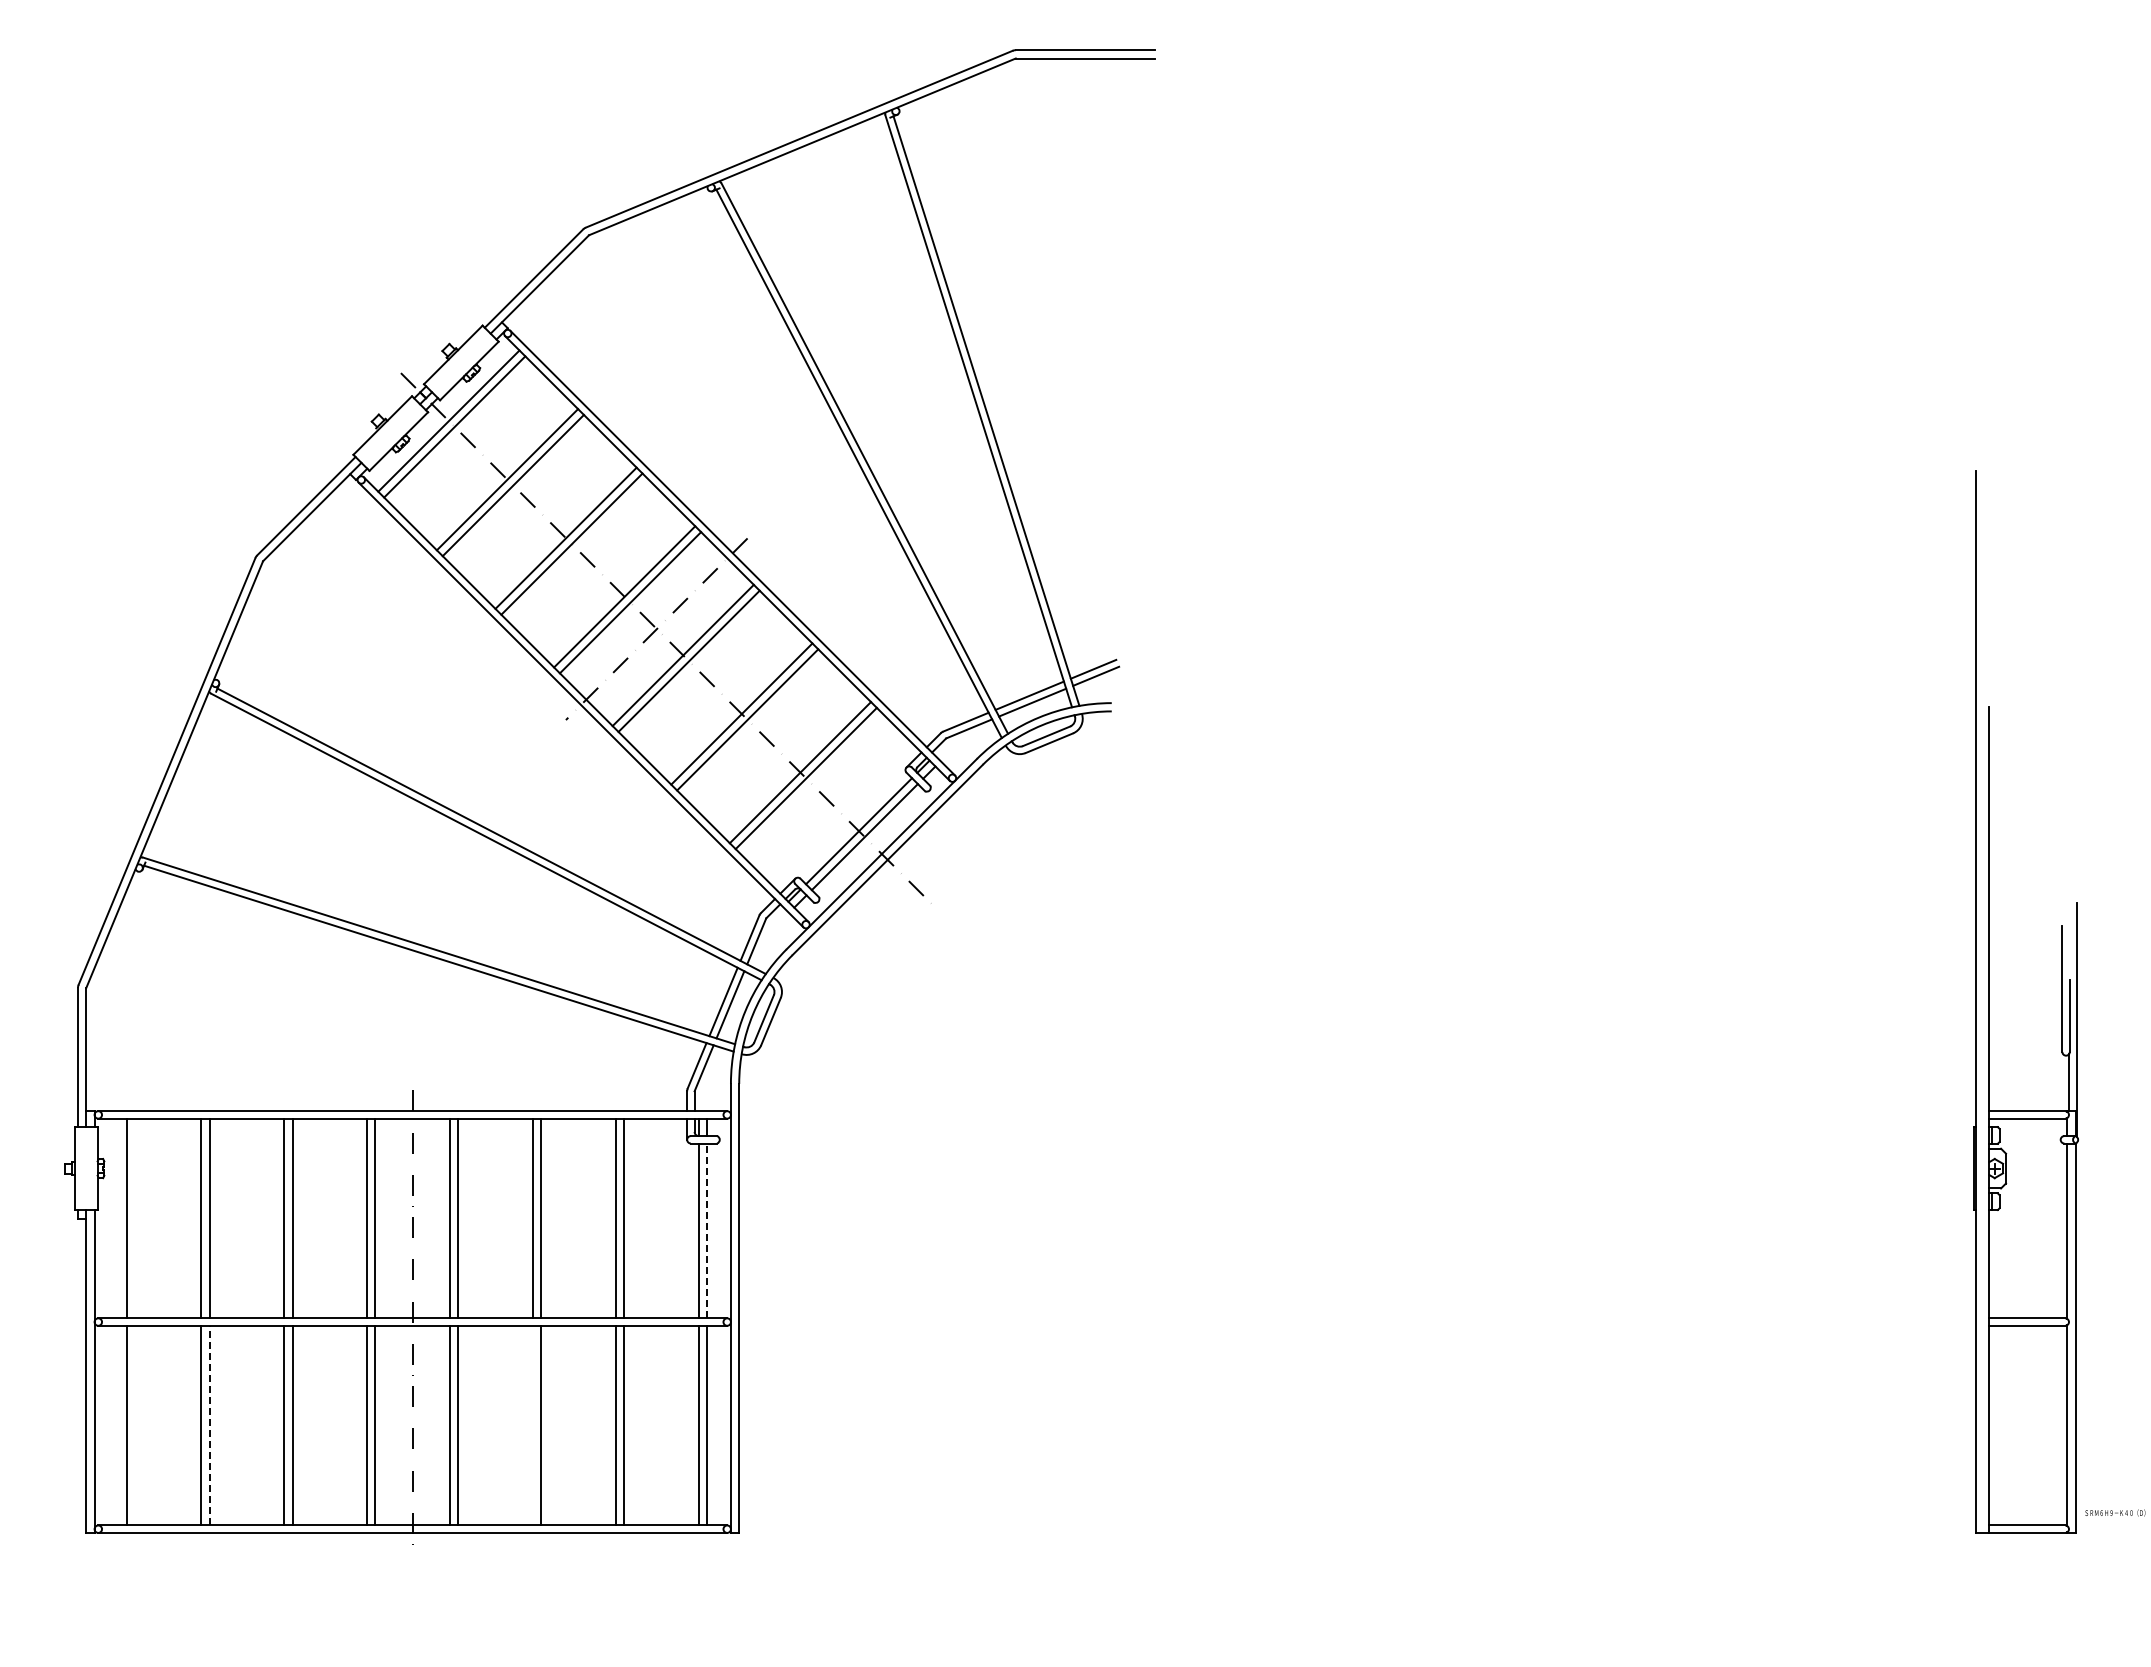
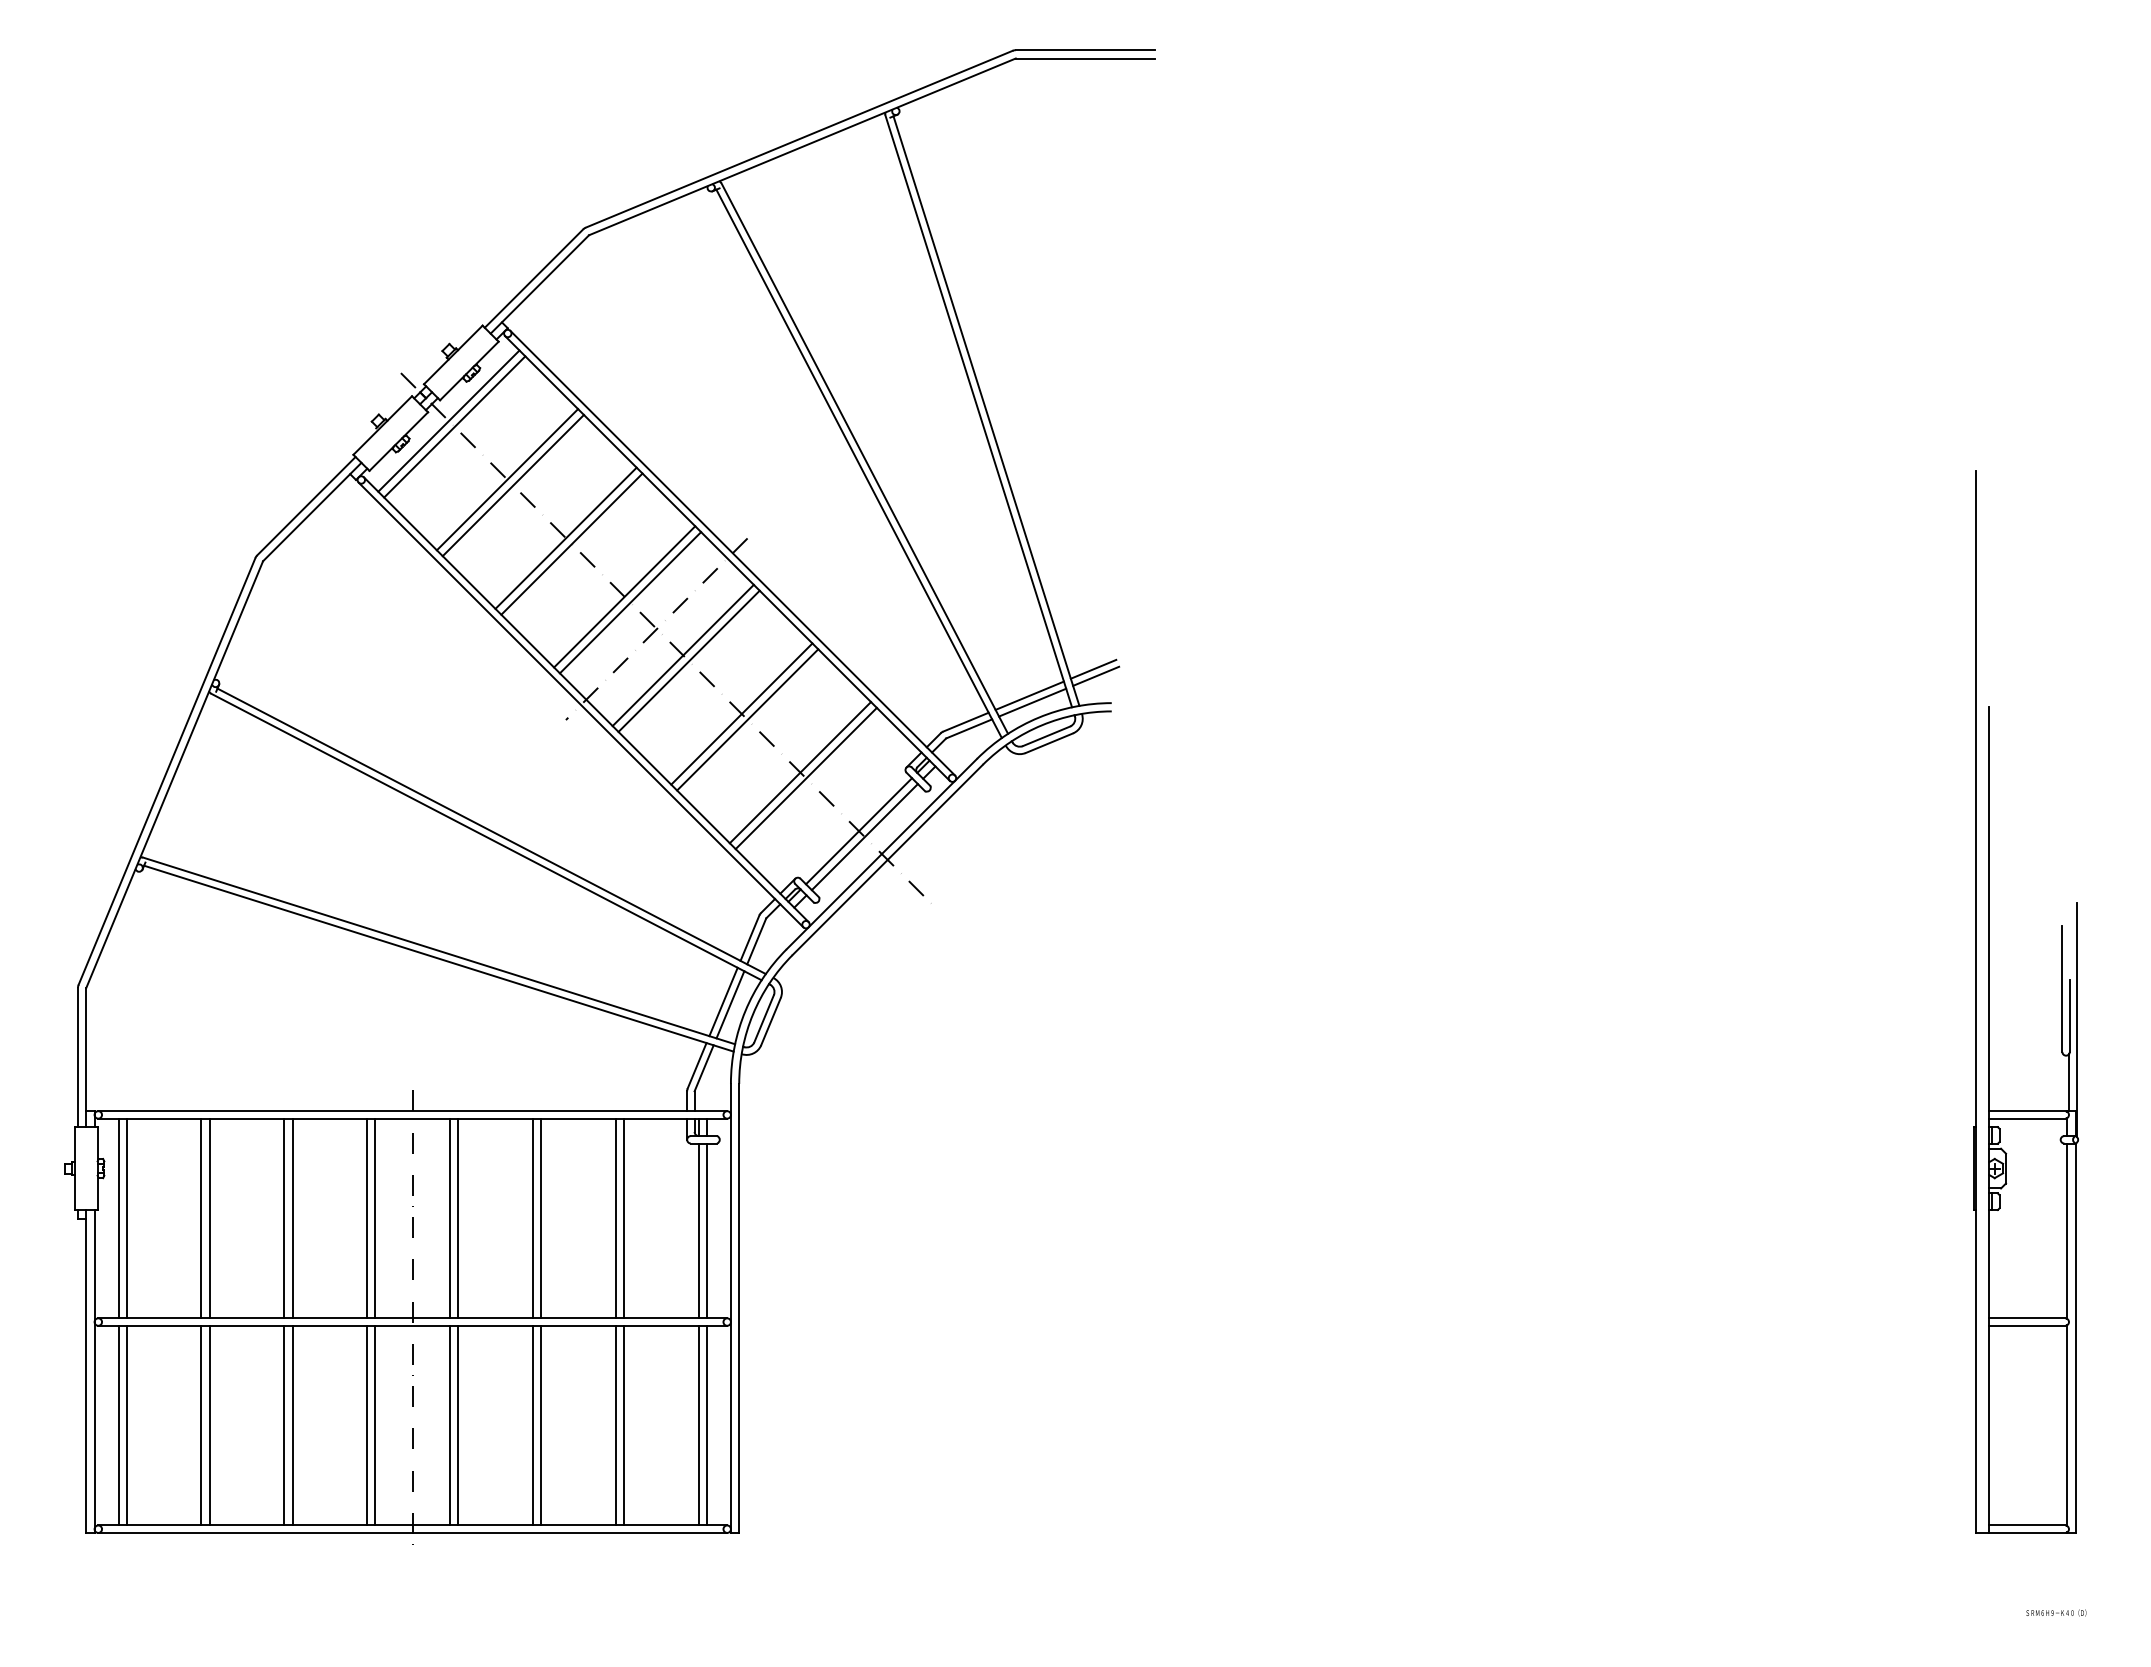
line: none -> present (118, 1218)
line: dashed -> solid (706, 1230)
line: none -> present (118, 1425)
line: dashed -> solid (209, 1425)
line: none -> present (532, 1425)
text position: (2115, 1512) -> (2056, 1612) (2056, 1612)
